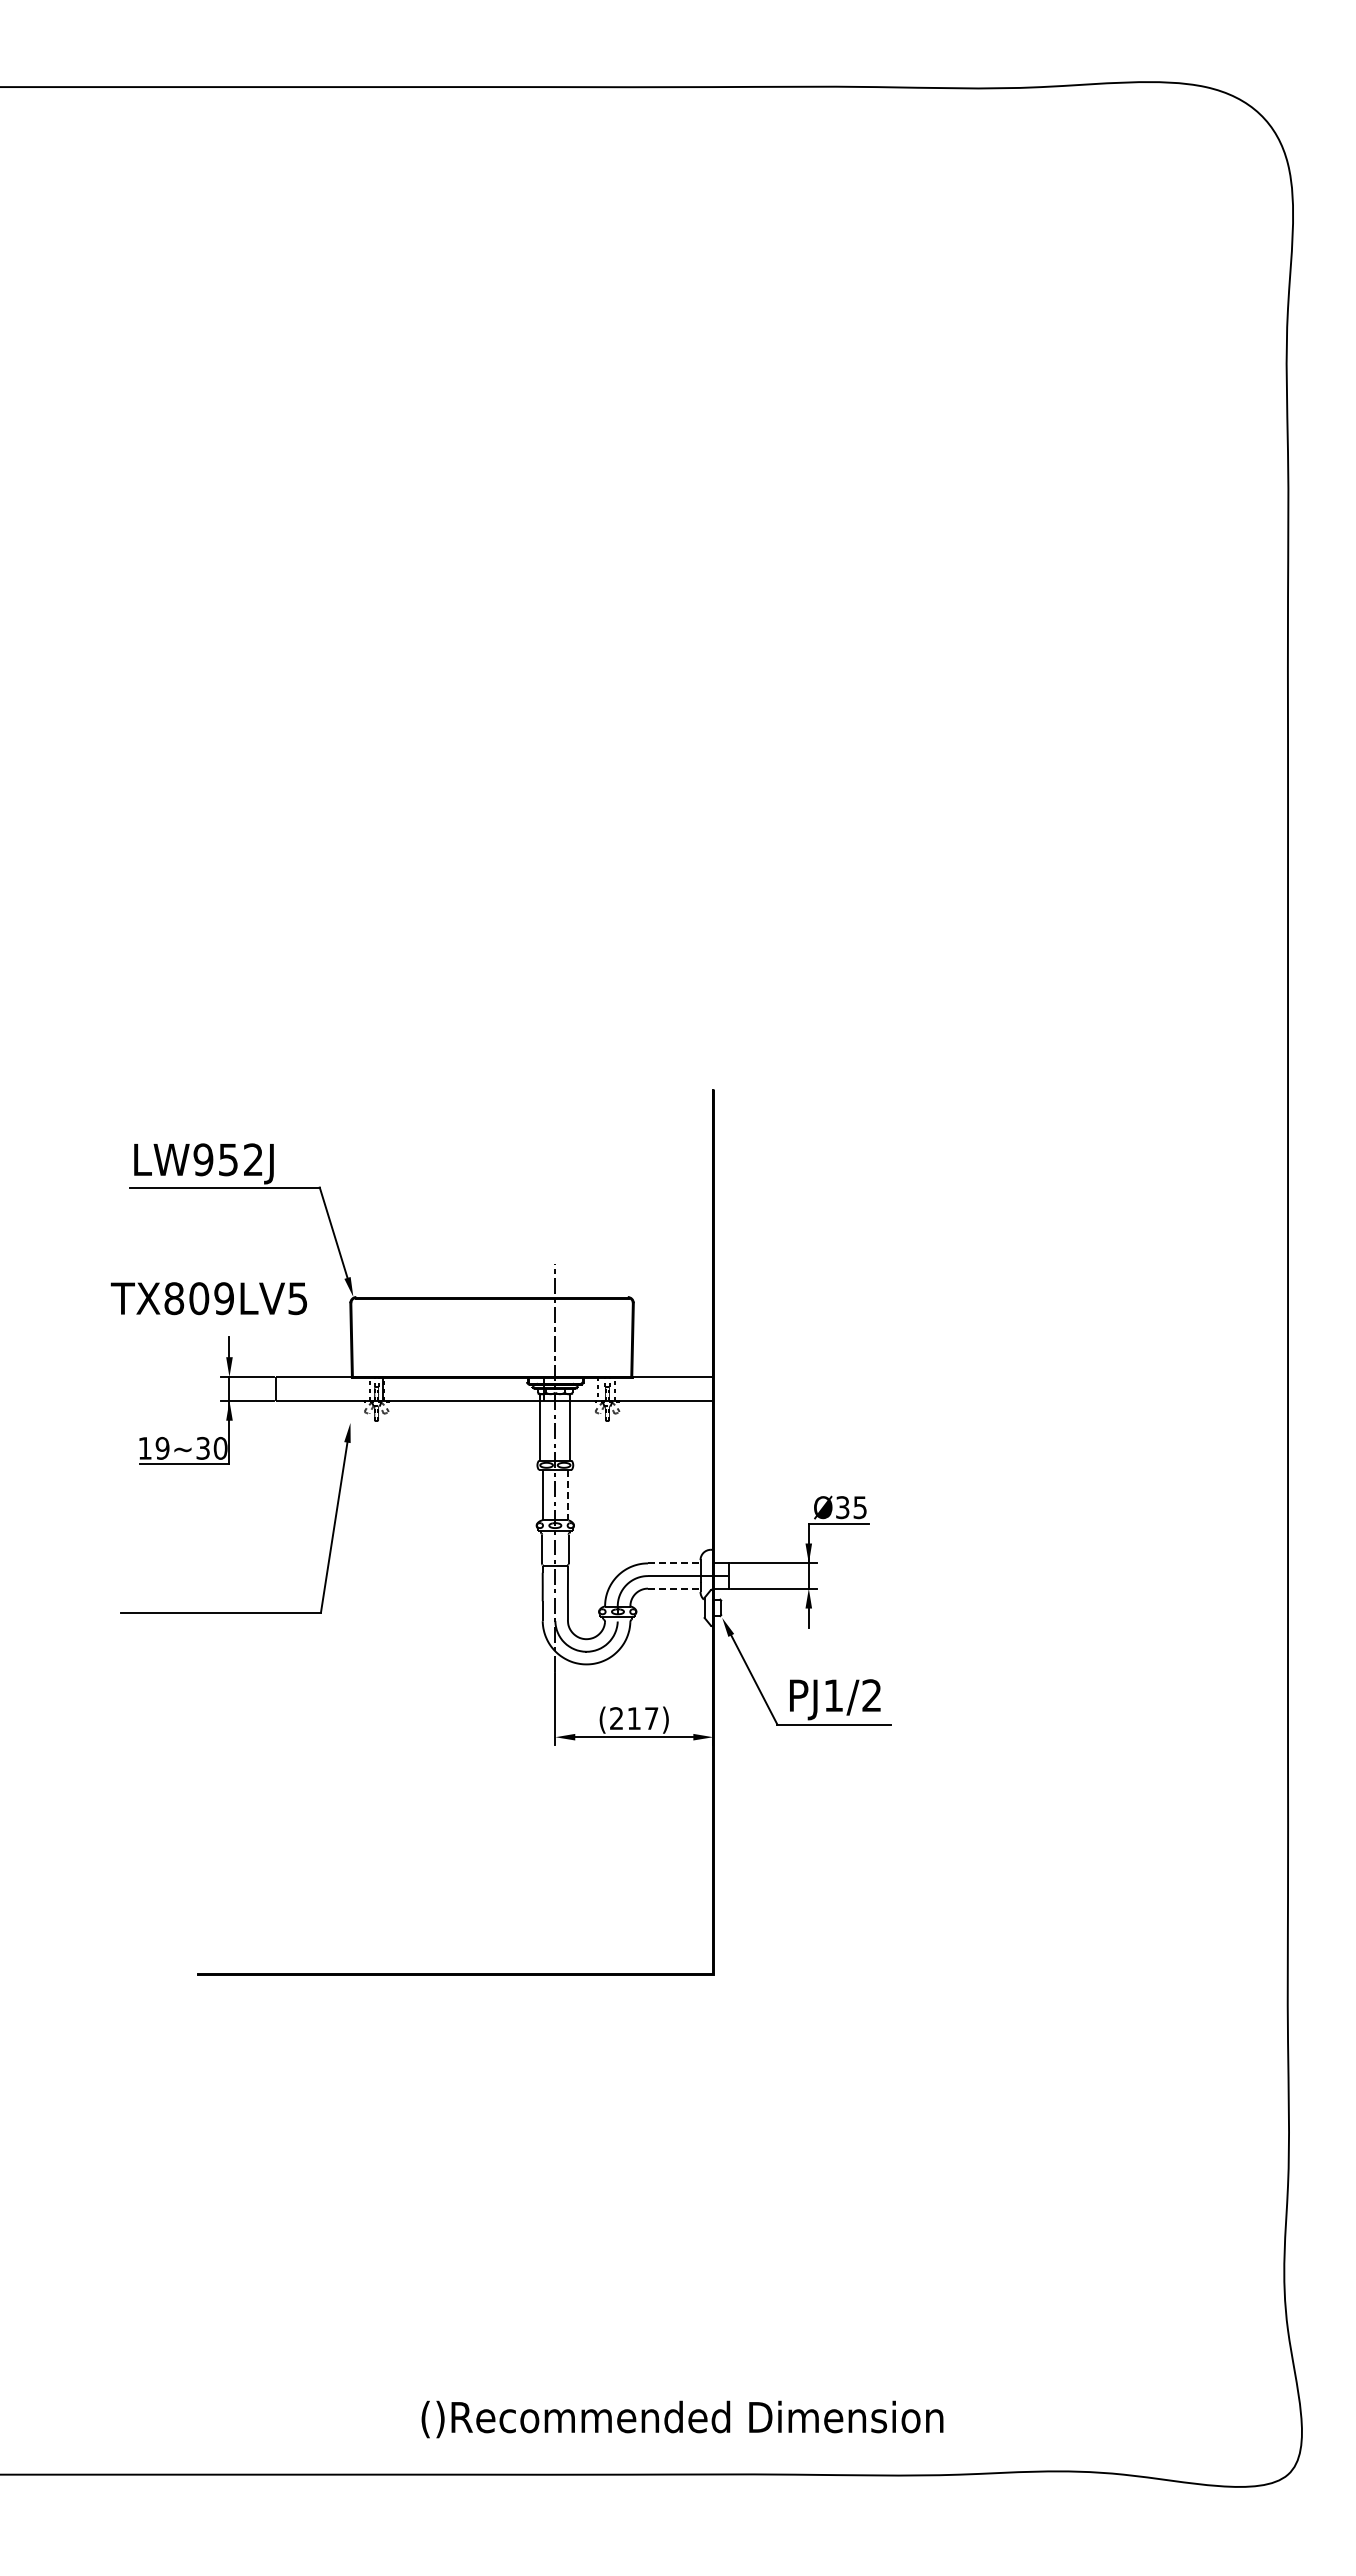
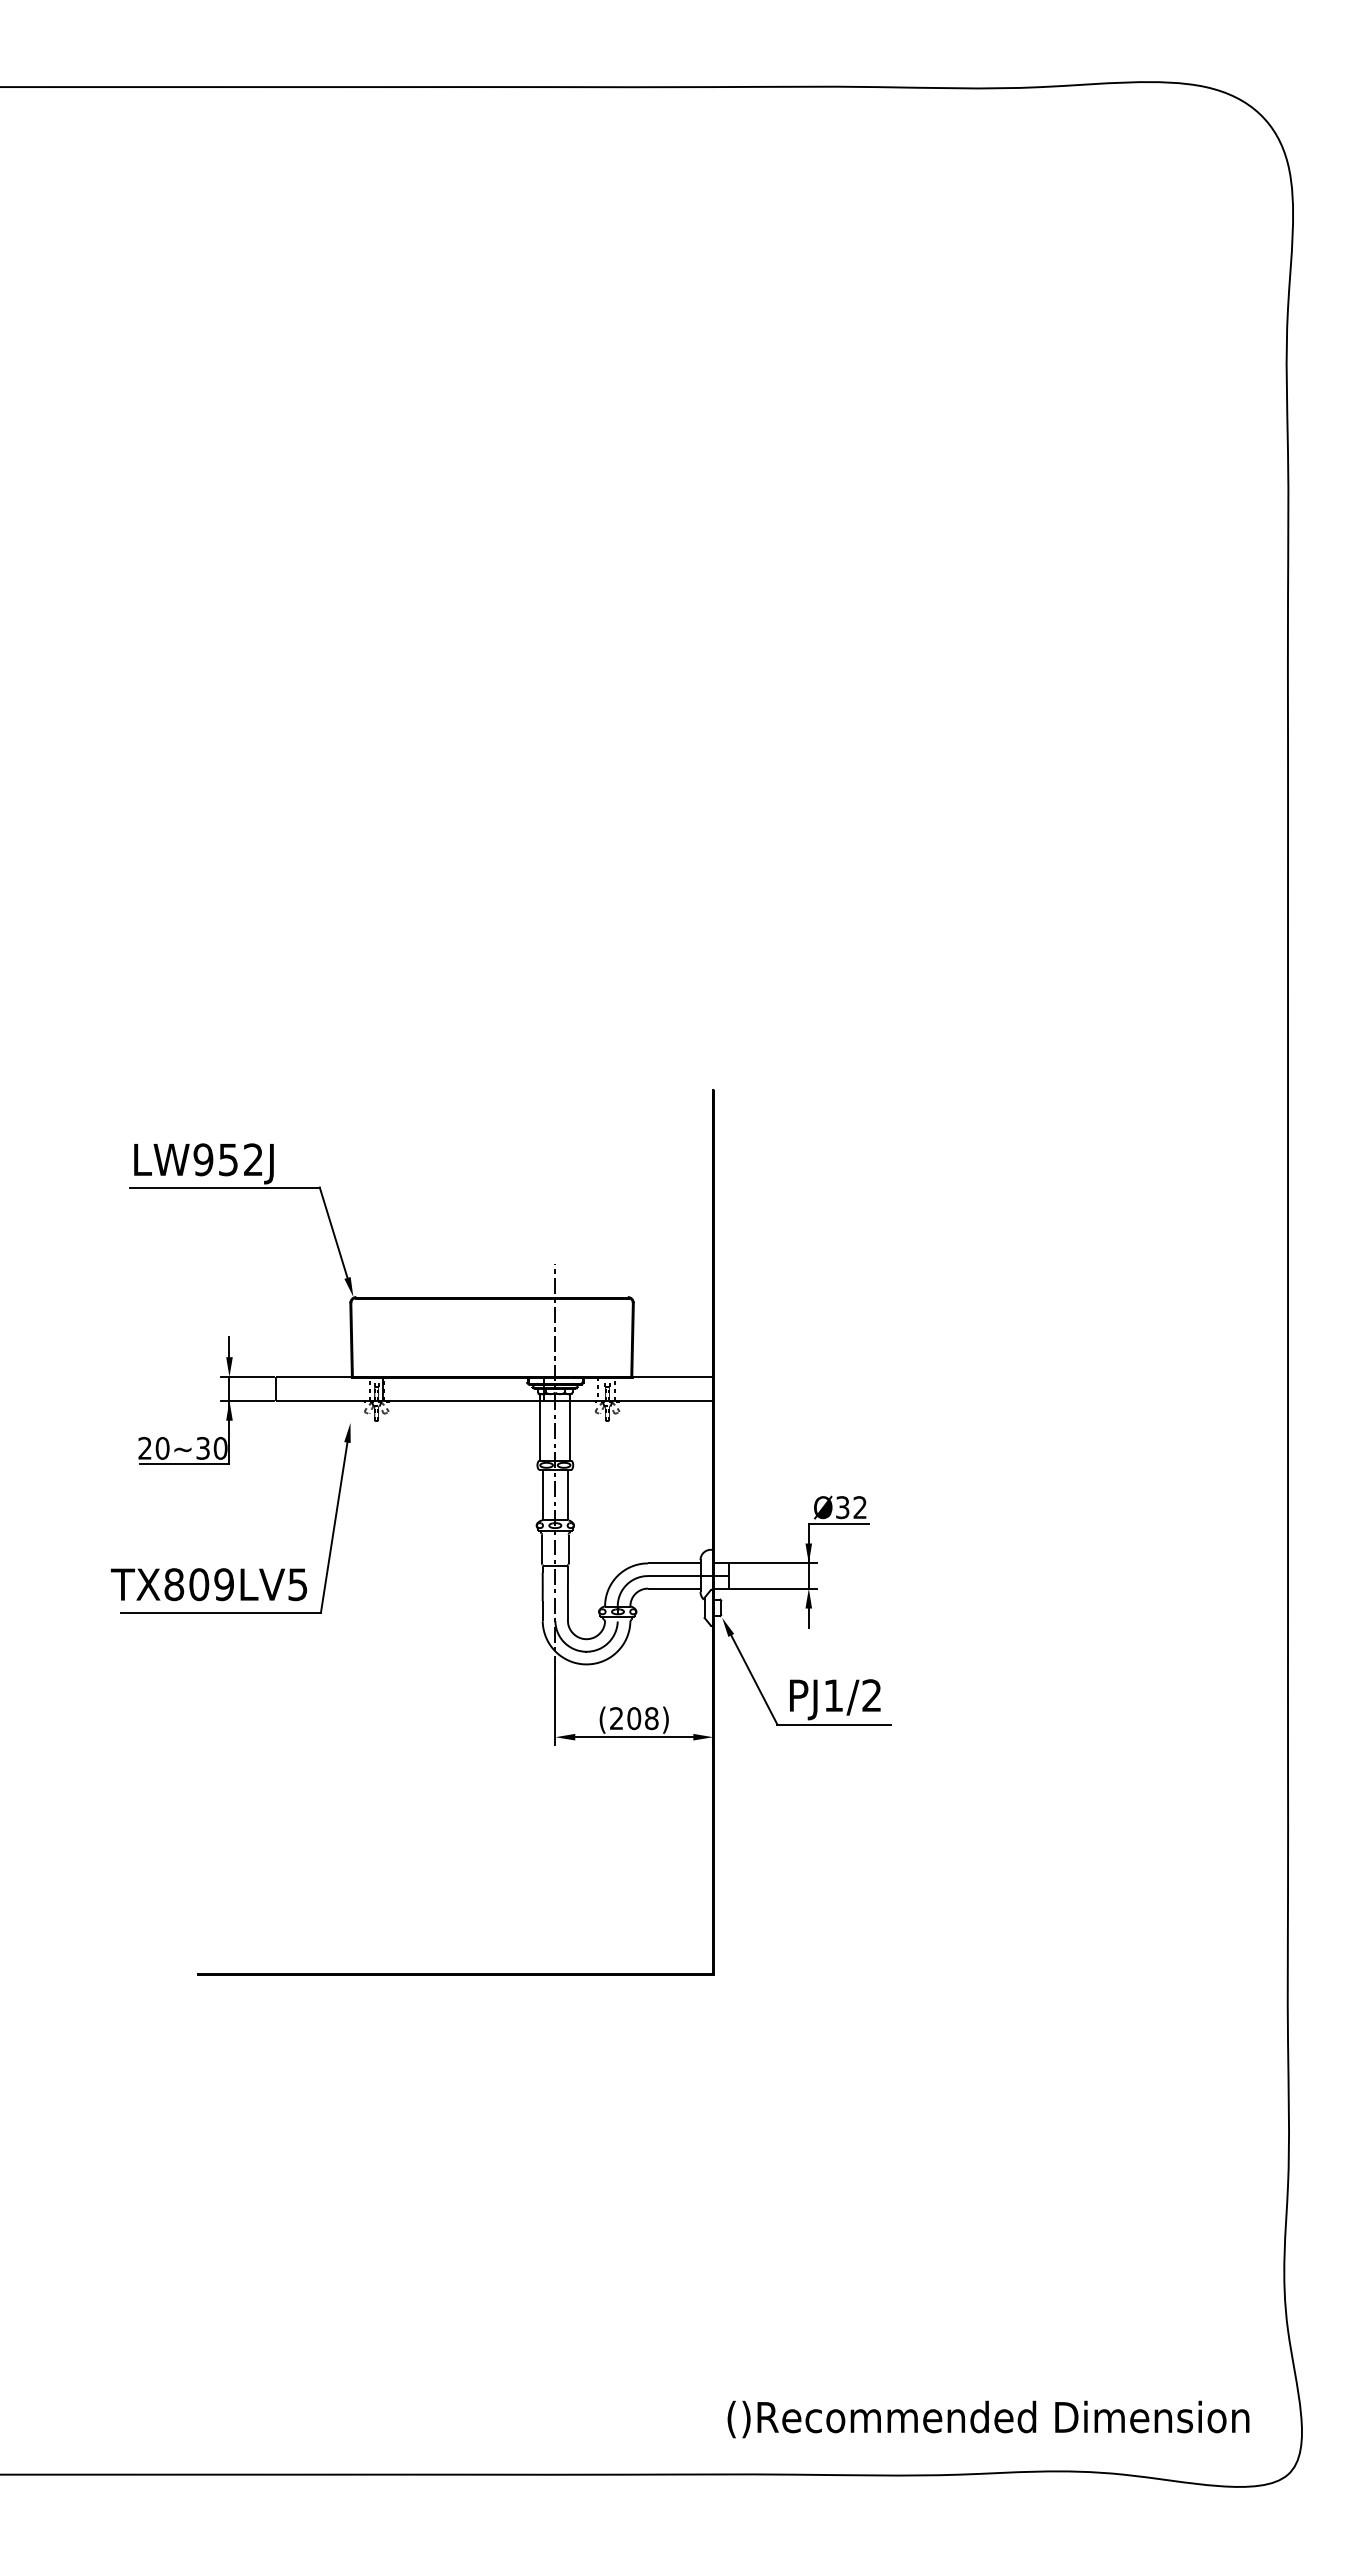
text position: (208, 1298) -> (208, 1584) (208, 1584)
text: 19~30 -> 20~30 (153, 1447)
line: dashed -> solid (568, 1495)
text: Ø35 -> Ø32 (859, 1507)
line: dashed -> solid (674, 1563)
line: dashed -> solid (674, 1588)
text: (217) -> (208) (642, 1718)
text position: (682, 2419) -> (988, 2419) (988, 2419)
